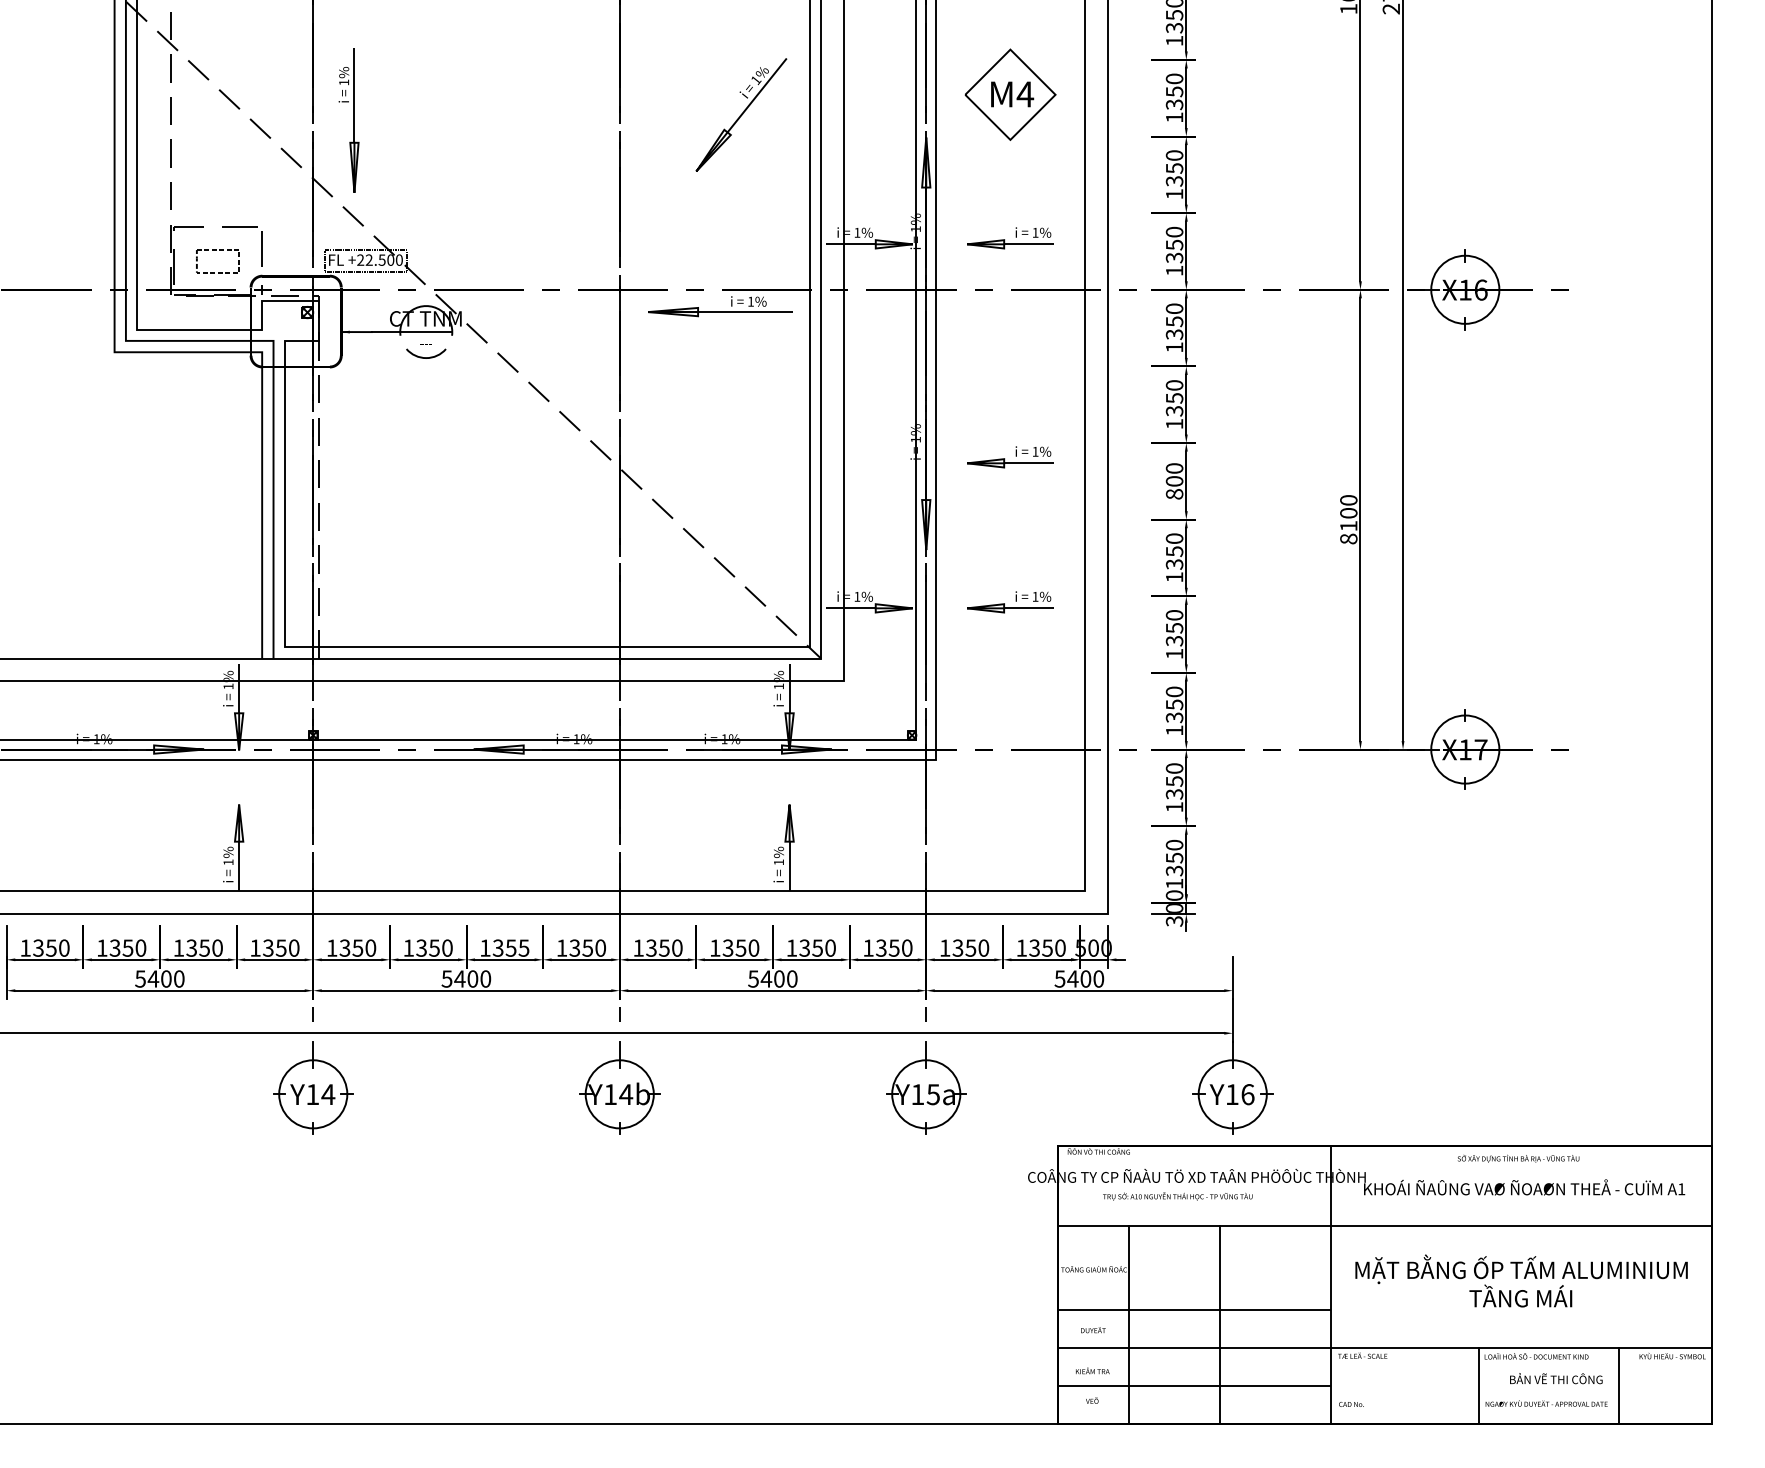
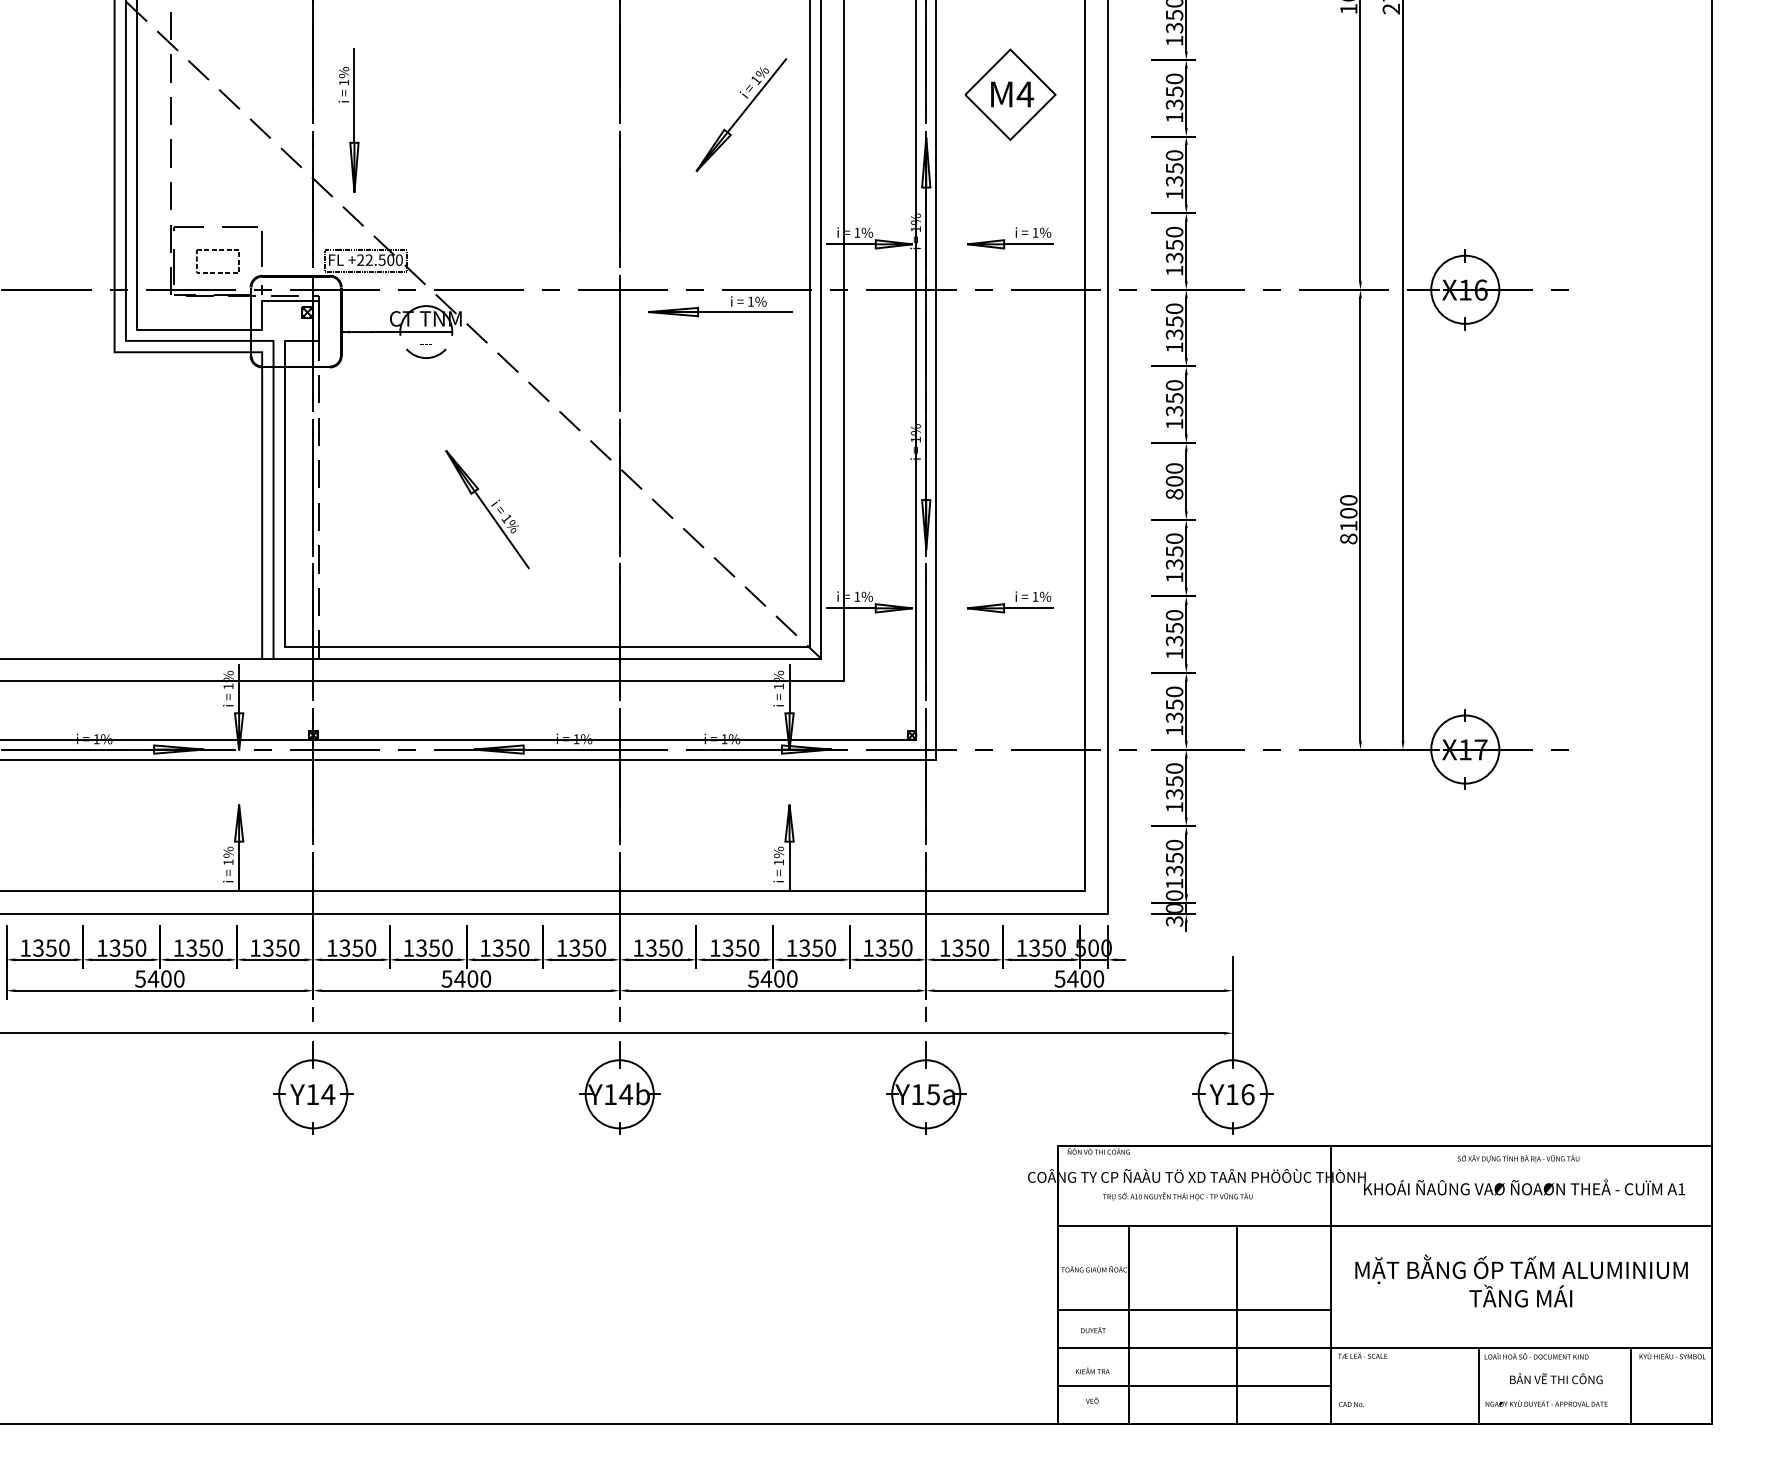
part: present -> none (1010, 457)
part: none -> present (487, 509)
text: 1355 -> 1350 (523, 947)
line position: (1219, 1324) -> (1236, 1324) (1236, 1324)
line position: (1619, 1385) -> (1631, 1385) (1631, 1385)
